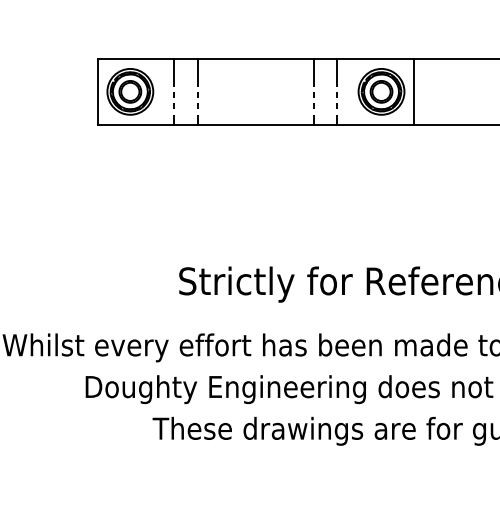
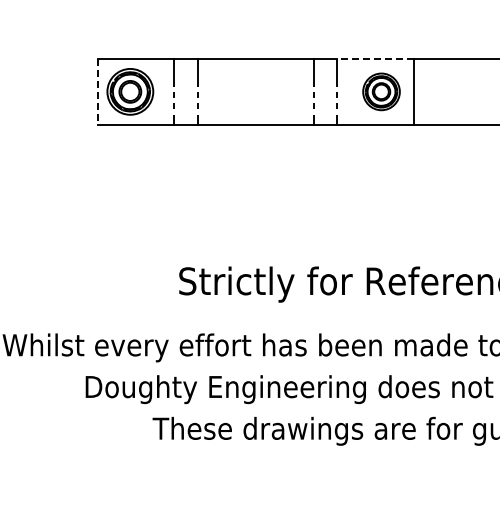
line: solid -> dashed (375, 59)
line: solid -> dashed (97, 91)
part size: 49x48 px -> 39x40 px (381, 91)
